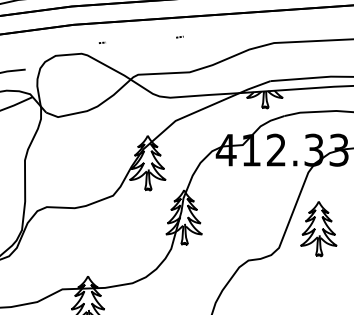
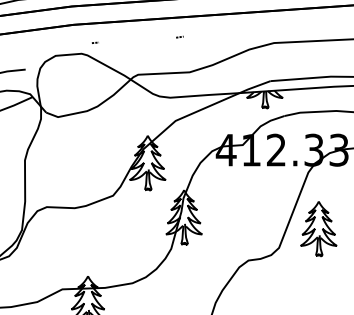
line position: (101, 42) -> (94, 42) (94, 42)
